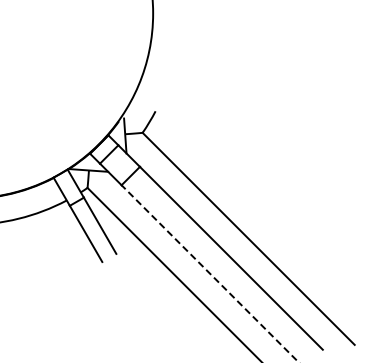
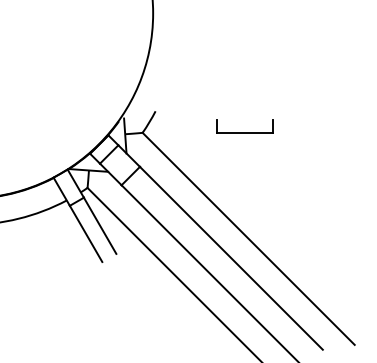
part: none -> present (244, 126)
line: dashed -> solid (209, 273)
